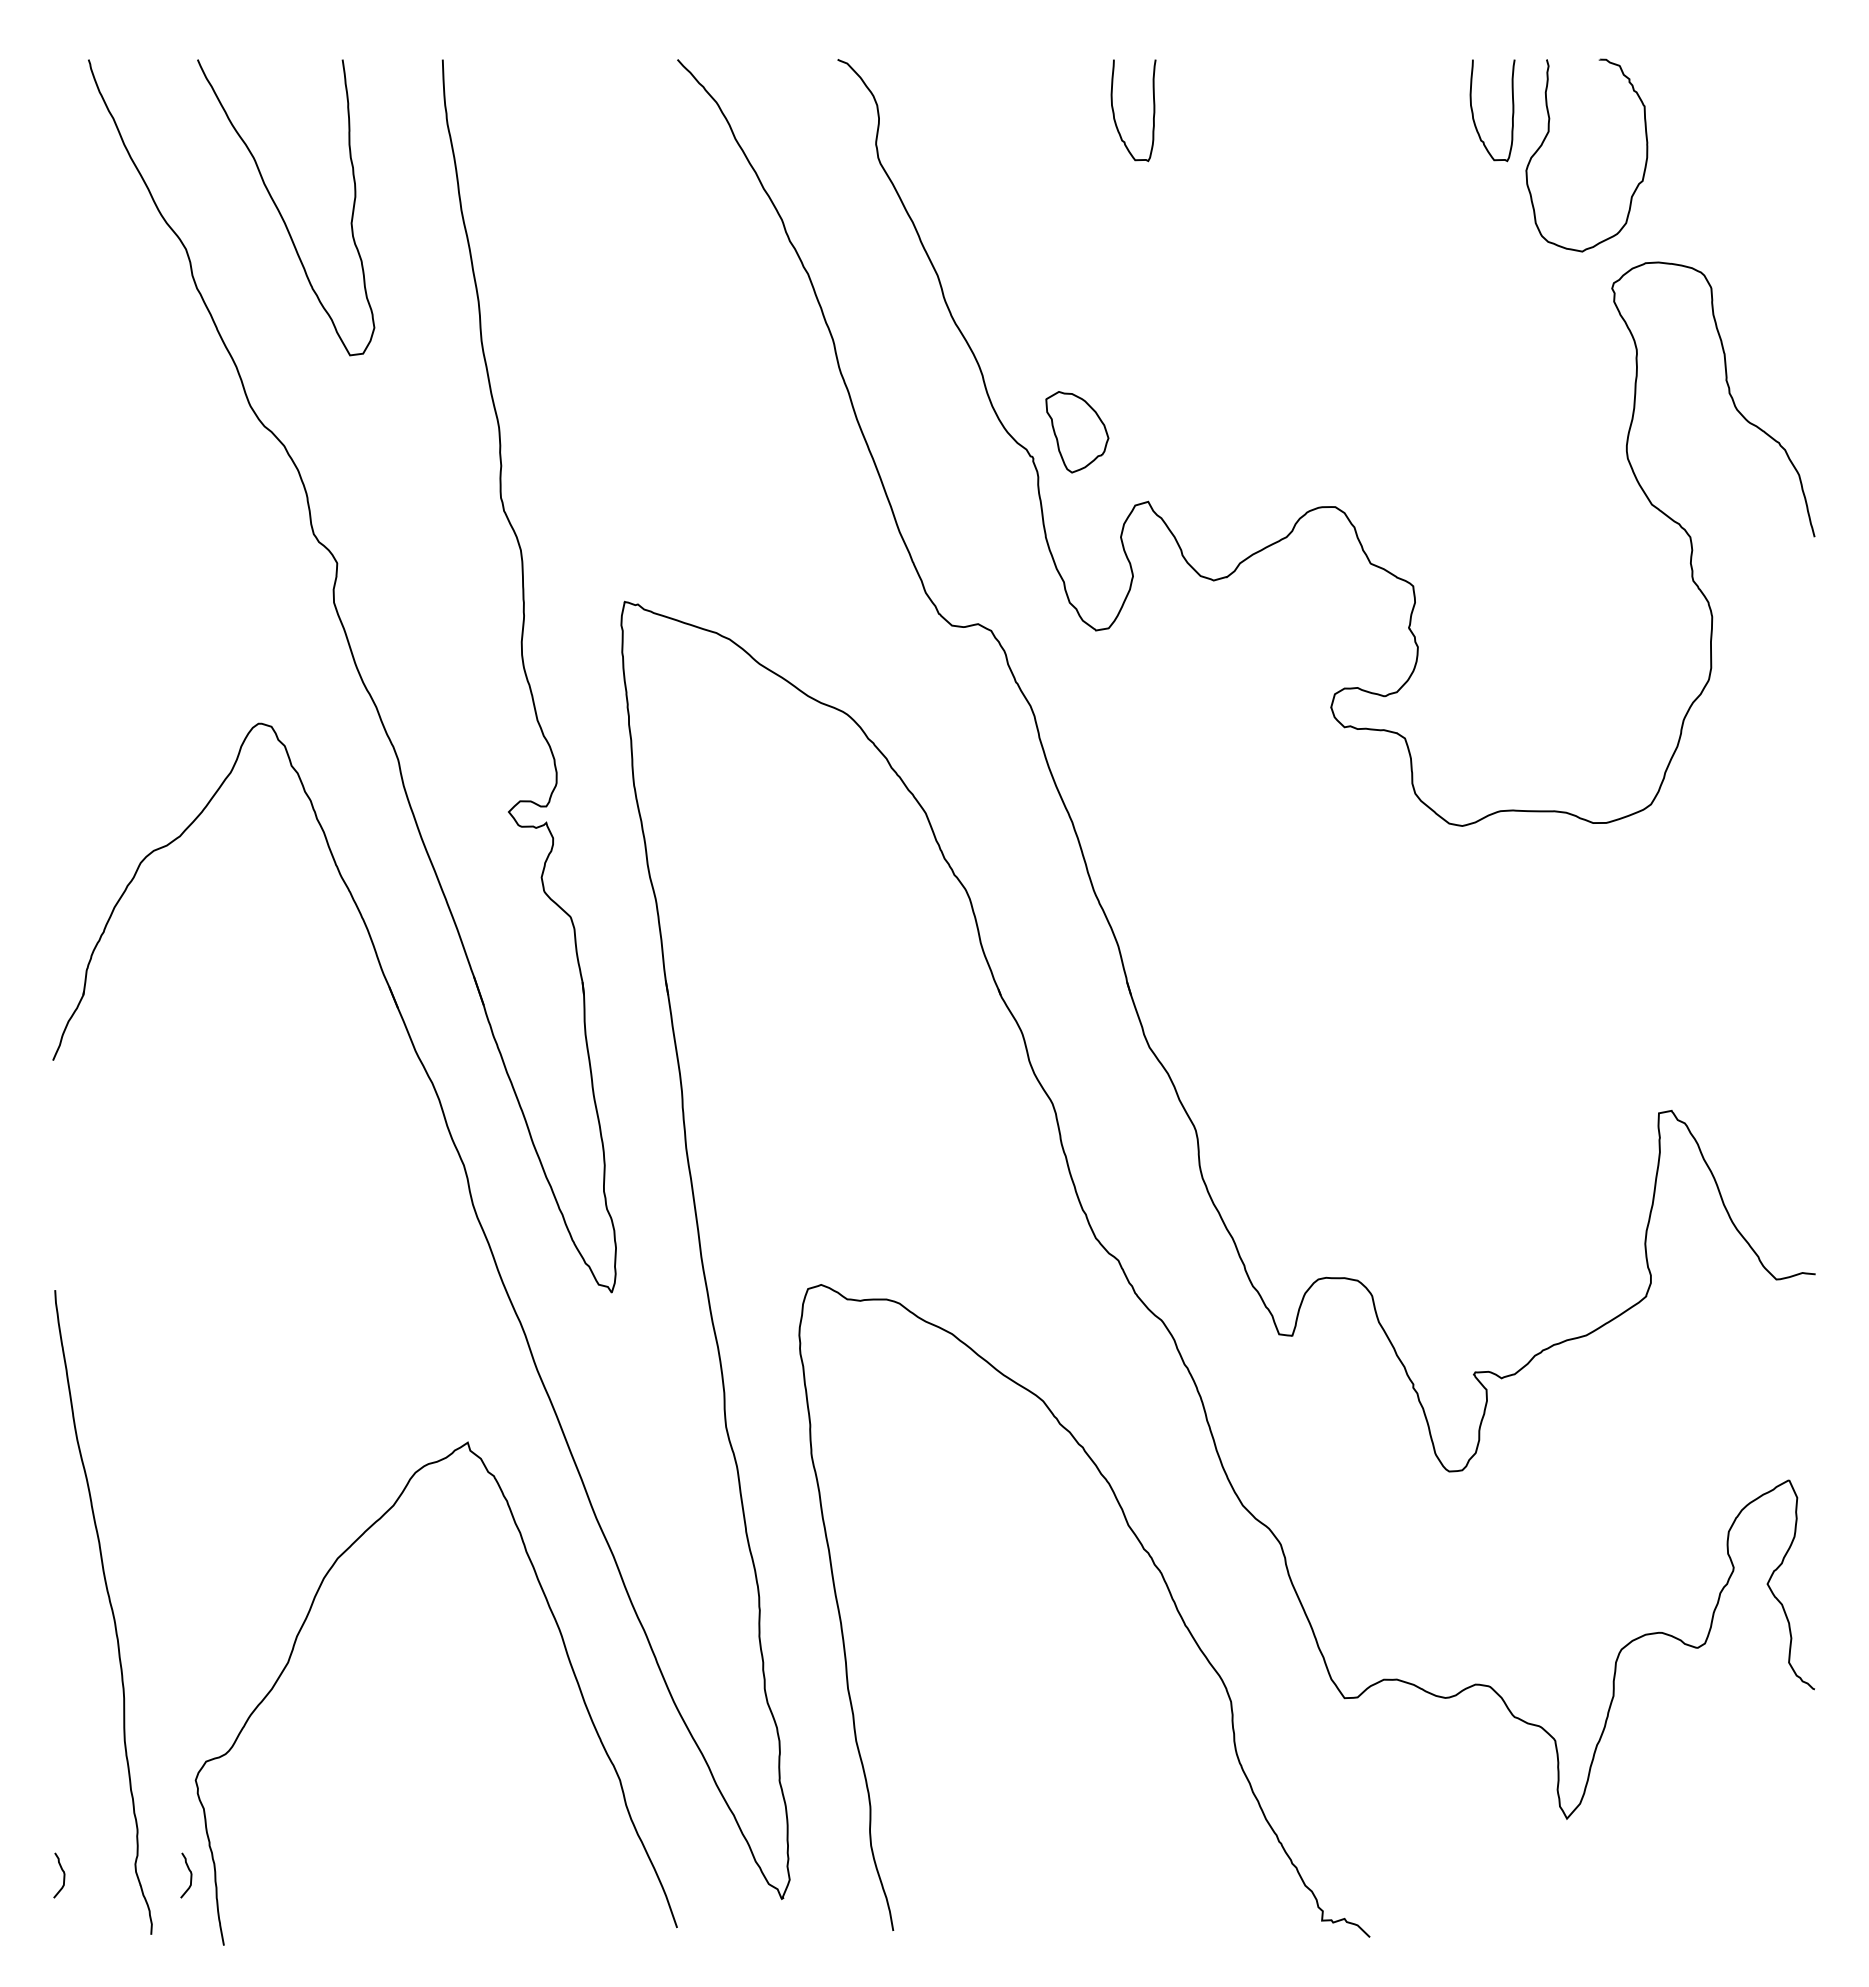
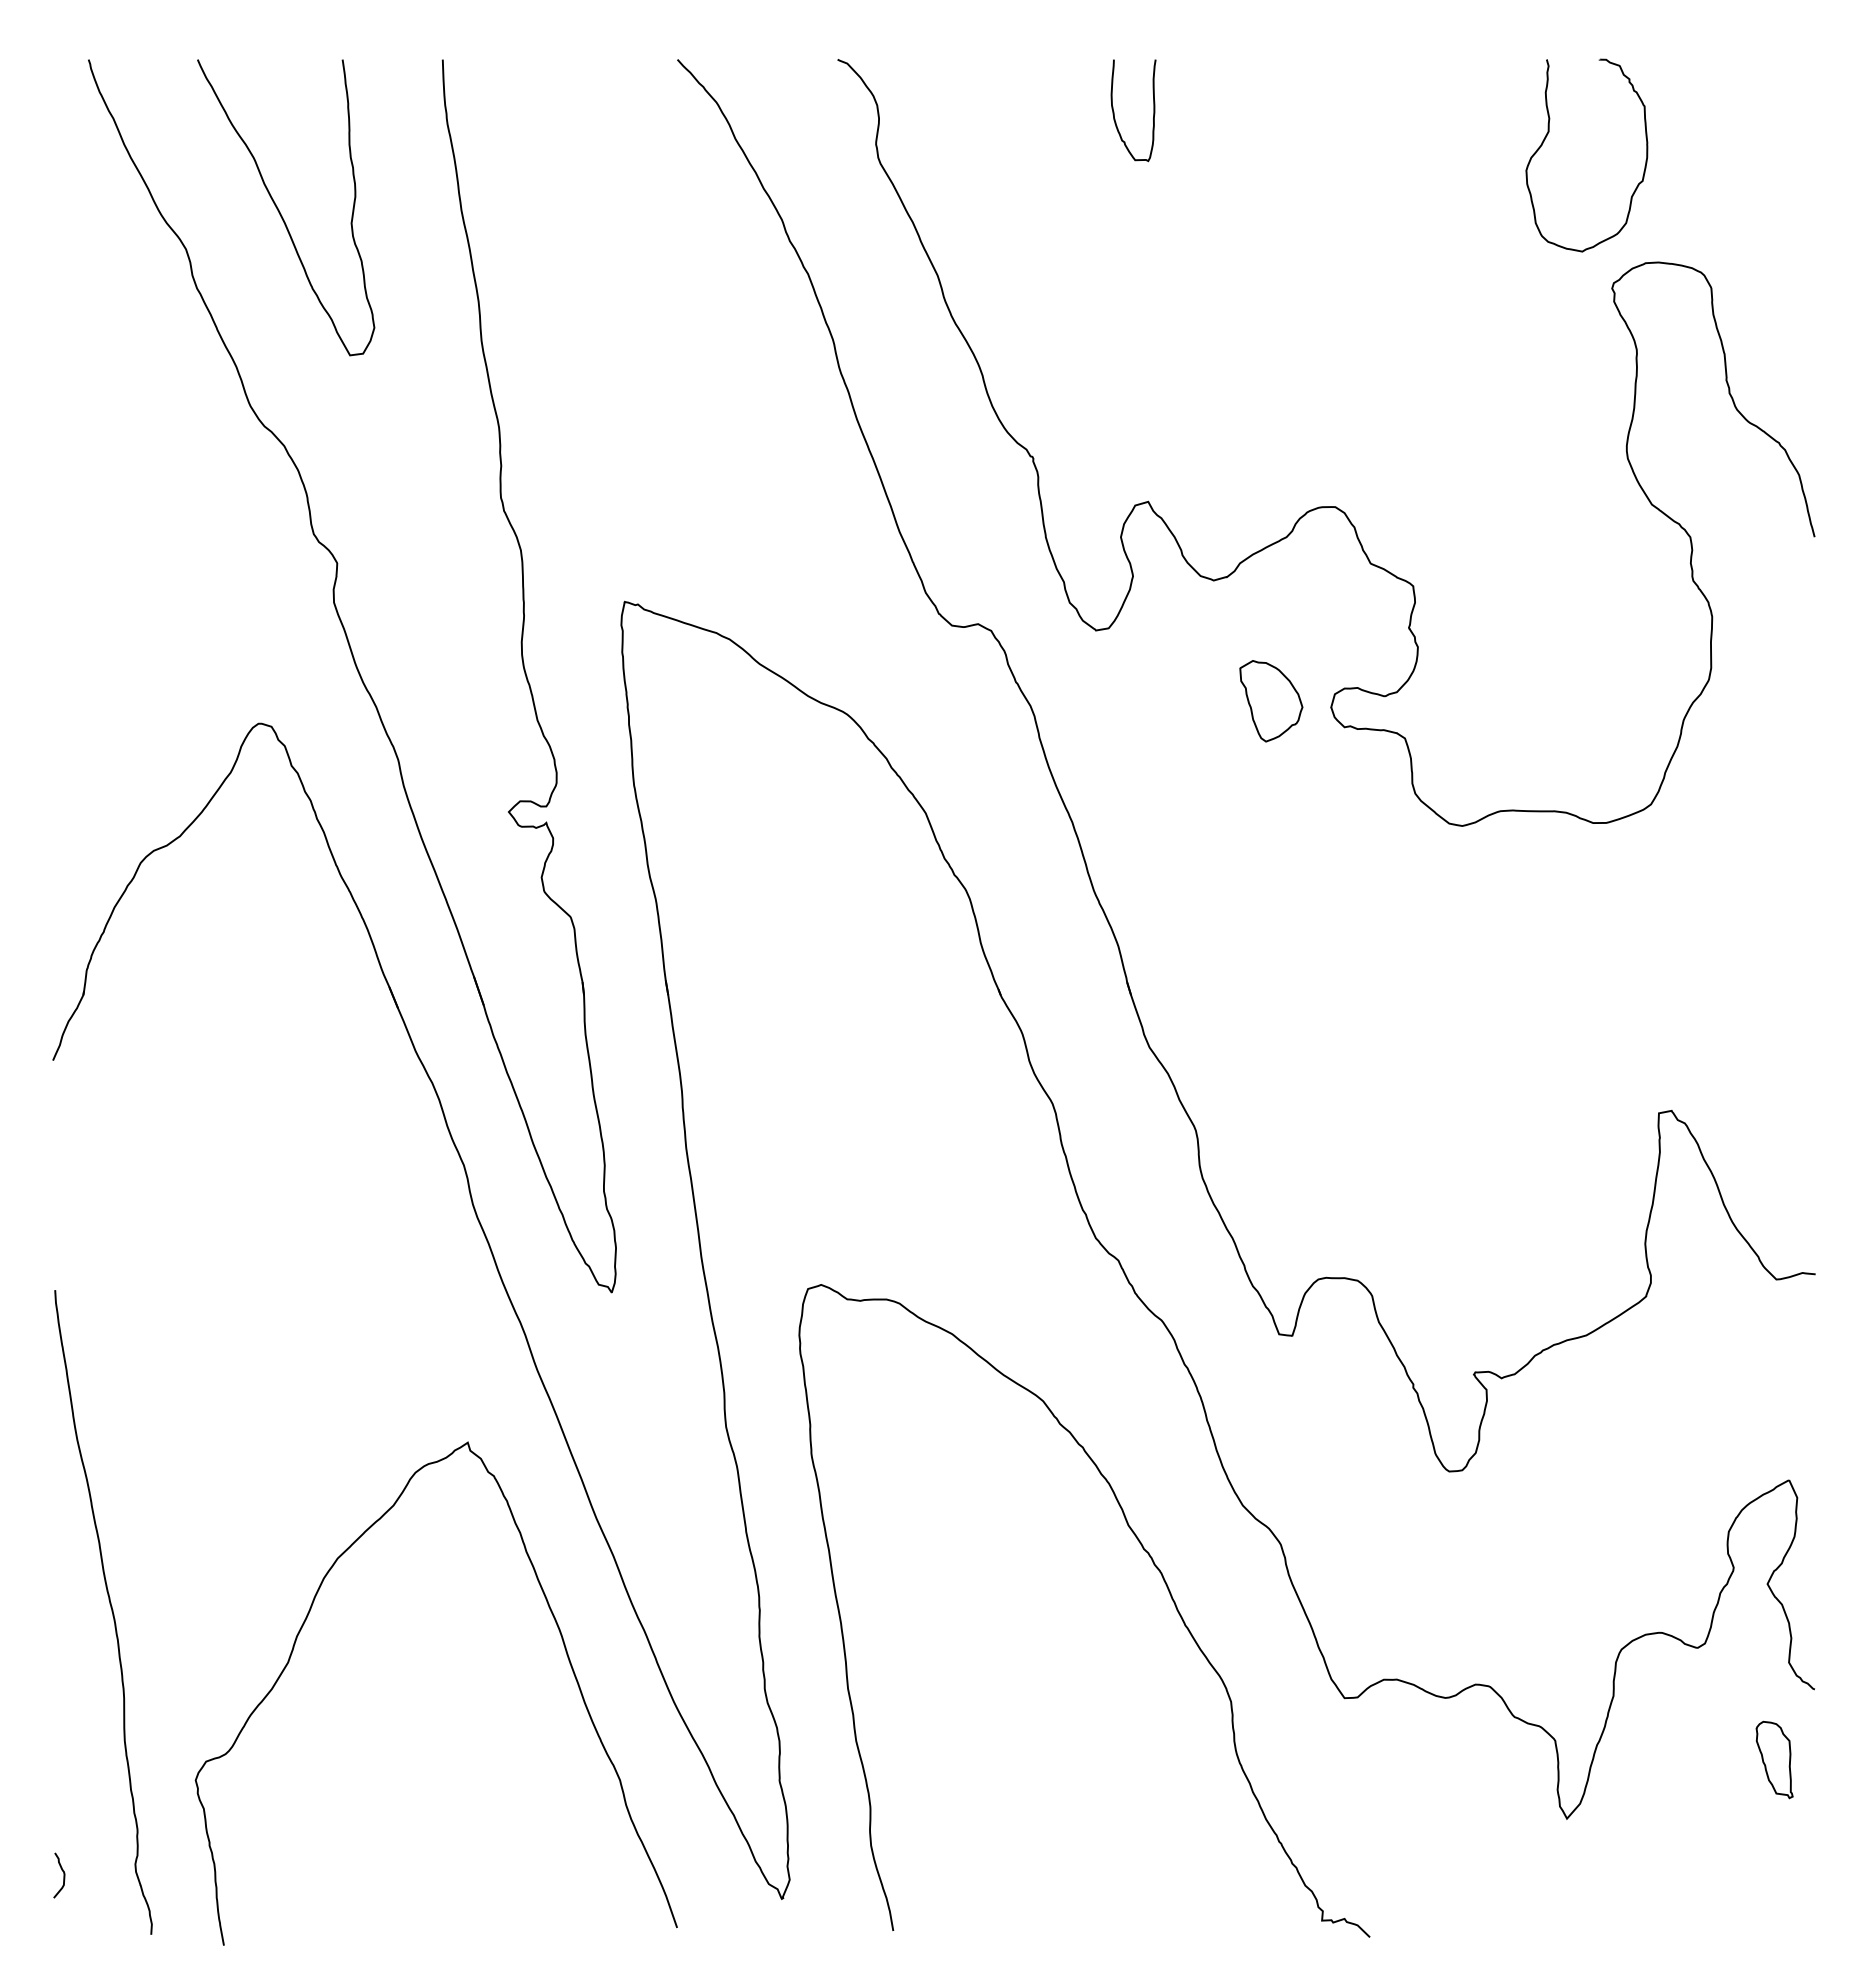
curve: present -> none (1473, 111)
part position: (1077, 432) -> (1271, 701) (1271, 701)
part: none -> present (1774, 1759)
curve: present -> none (190, 1875)
